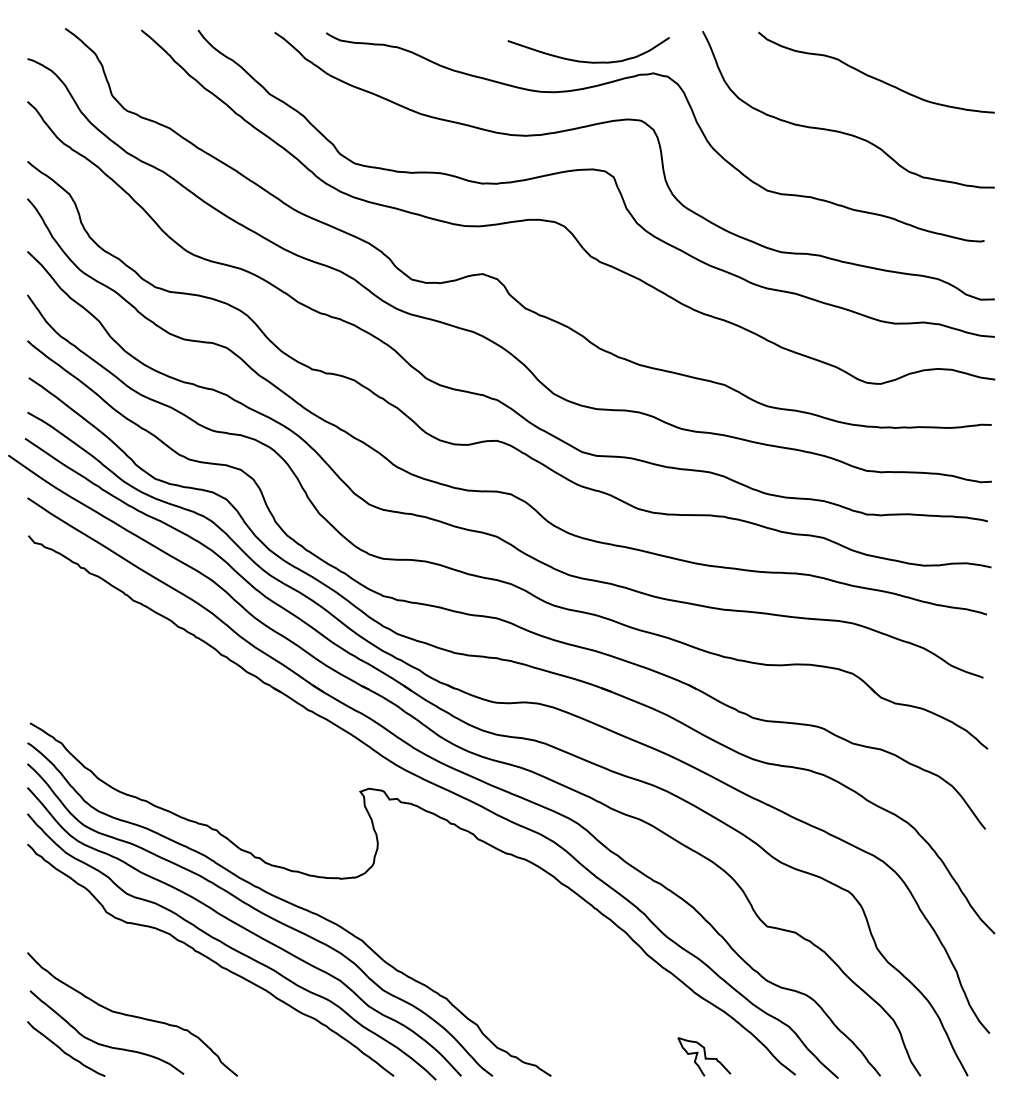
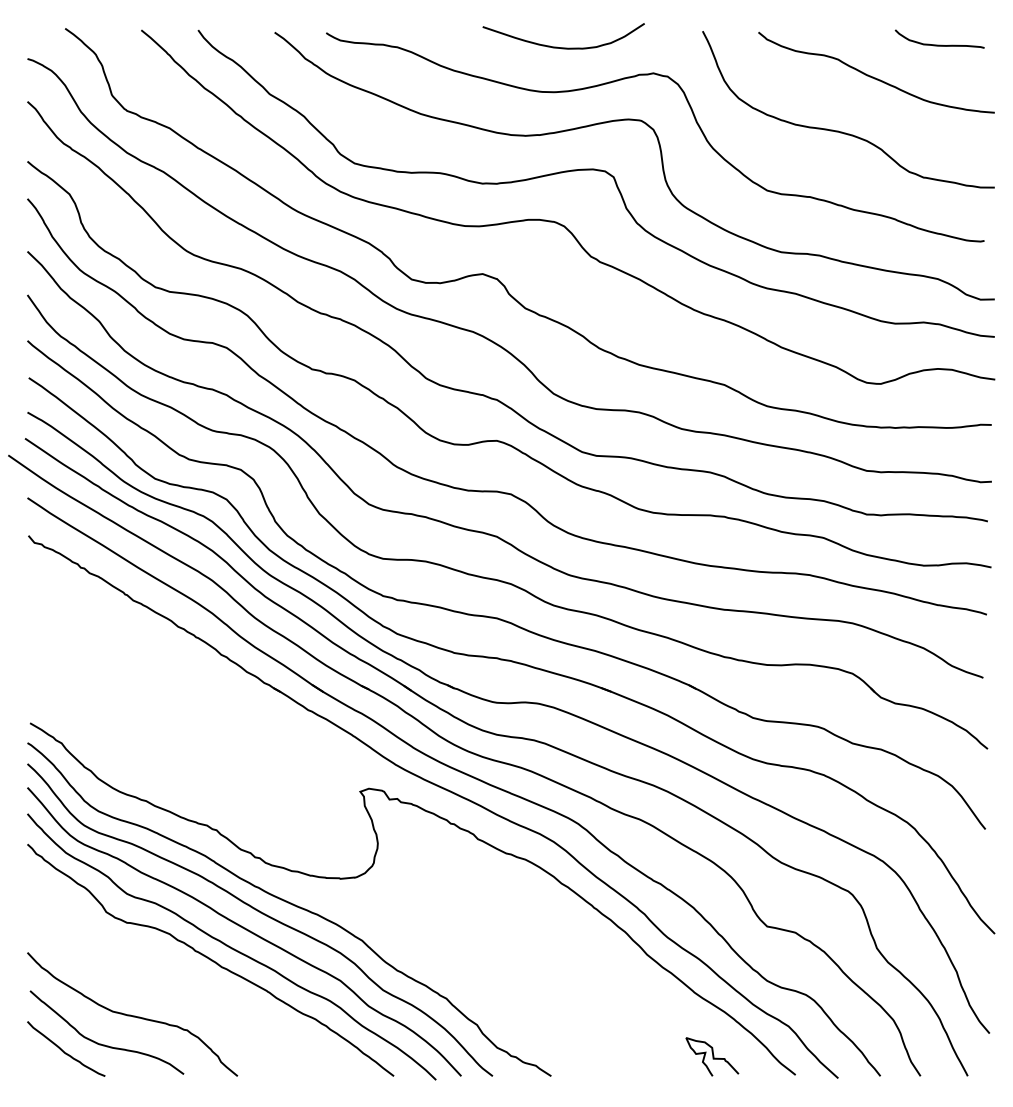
curve: none -> present (939, 44)
curve position: (588, 61) -> (563, 47) (563, 47)
curve position: (704, 1056) -> (712, 1056) (712, 1056)
